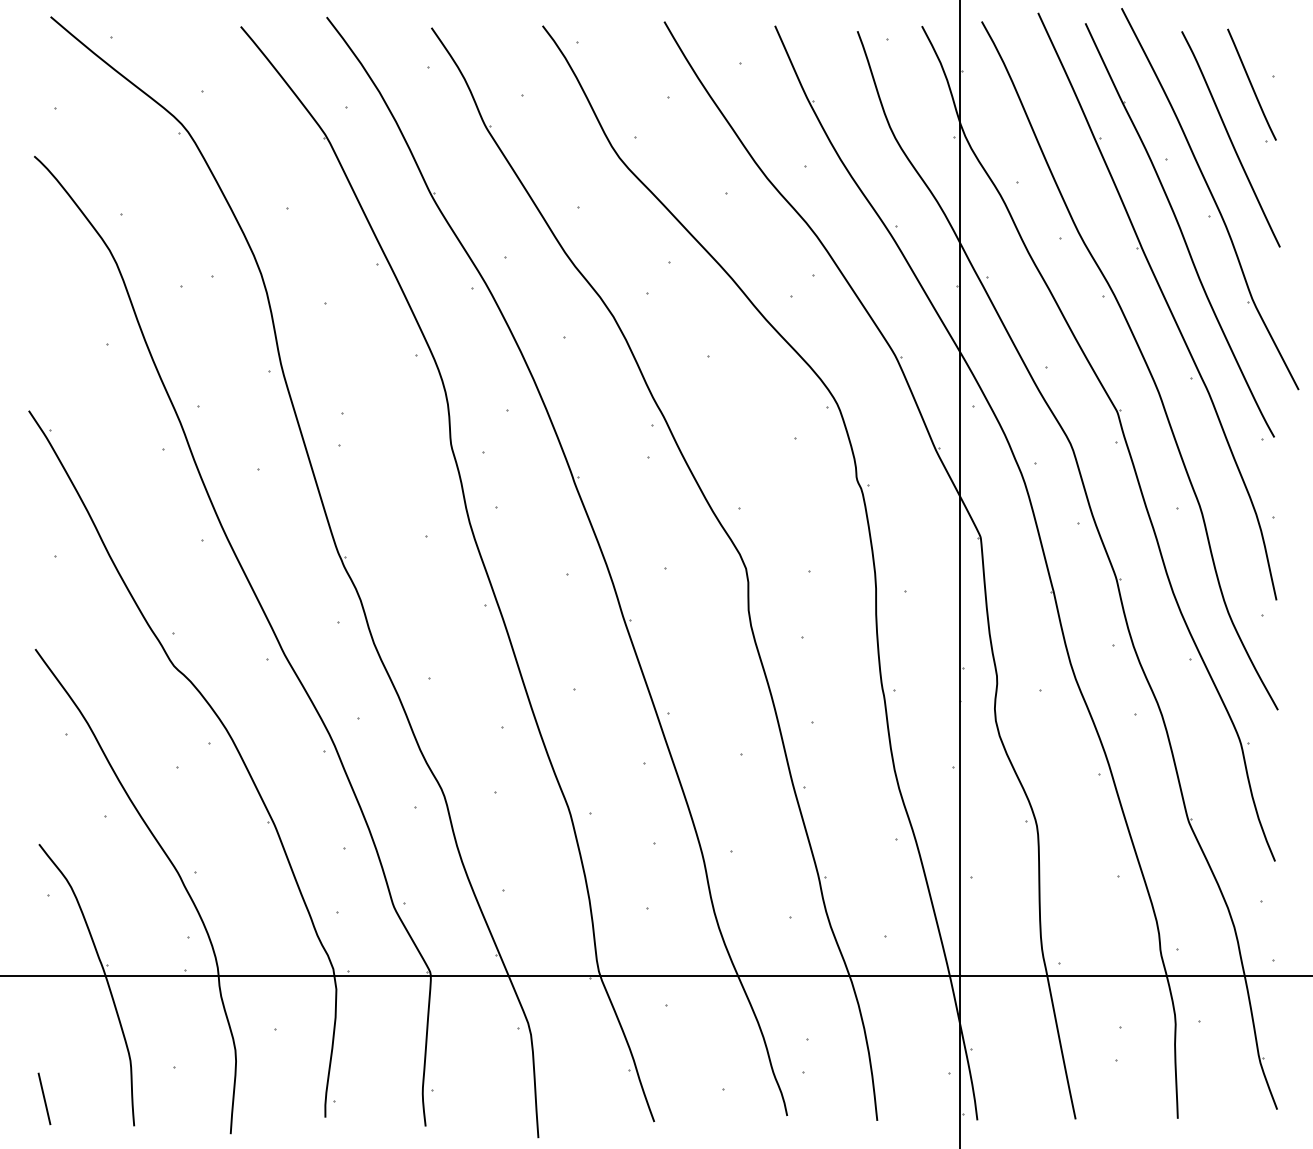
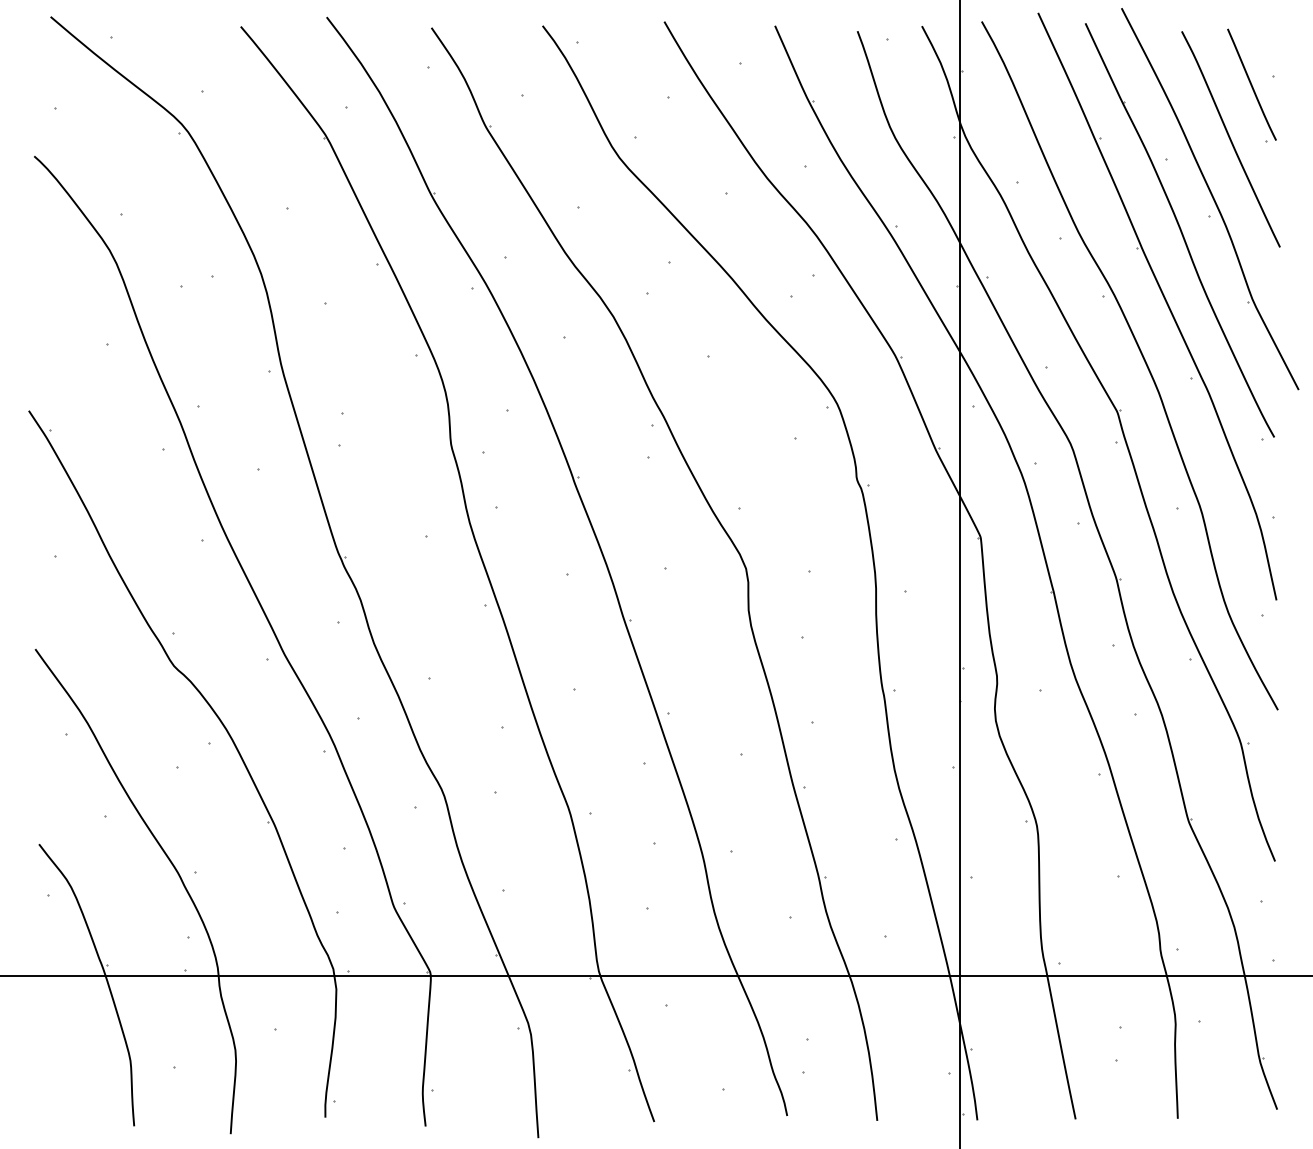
line: present -> none (44, 1098)
